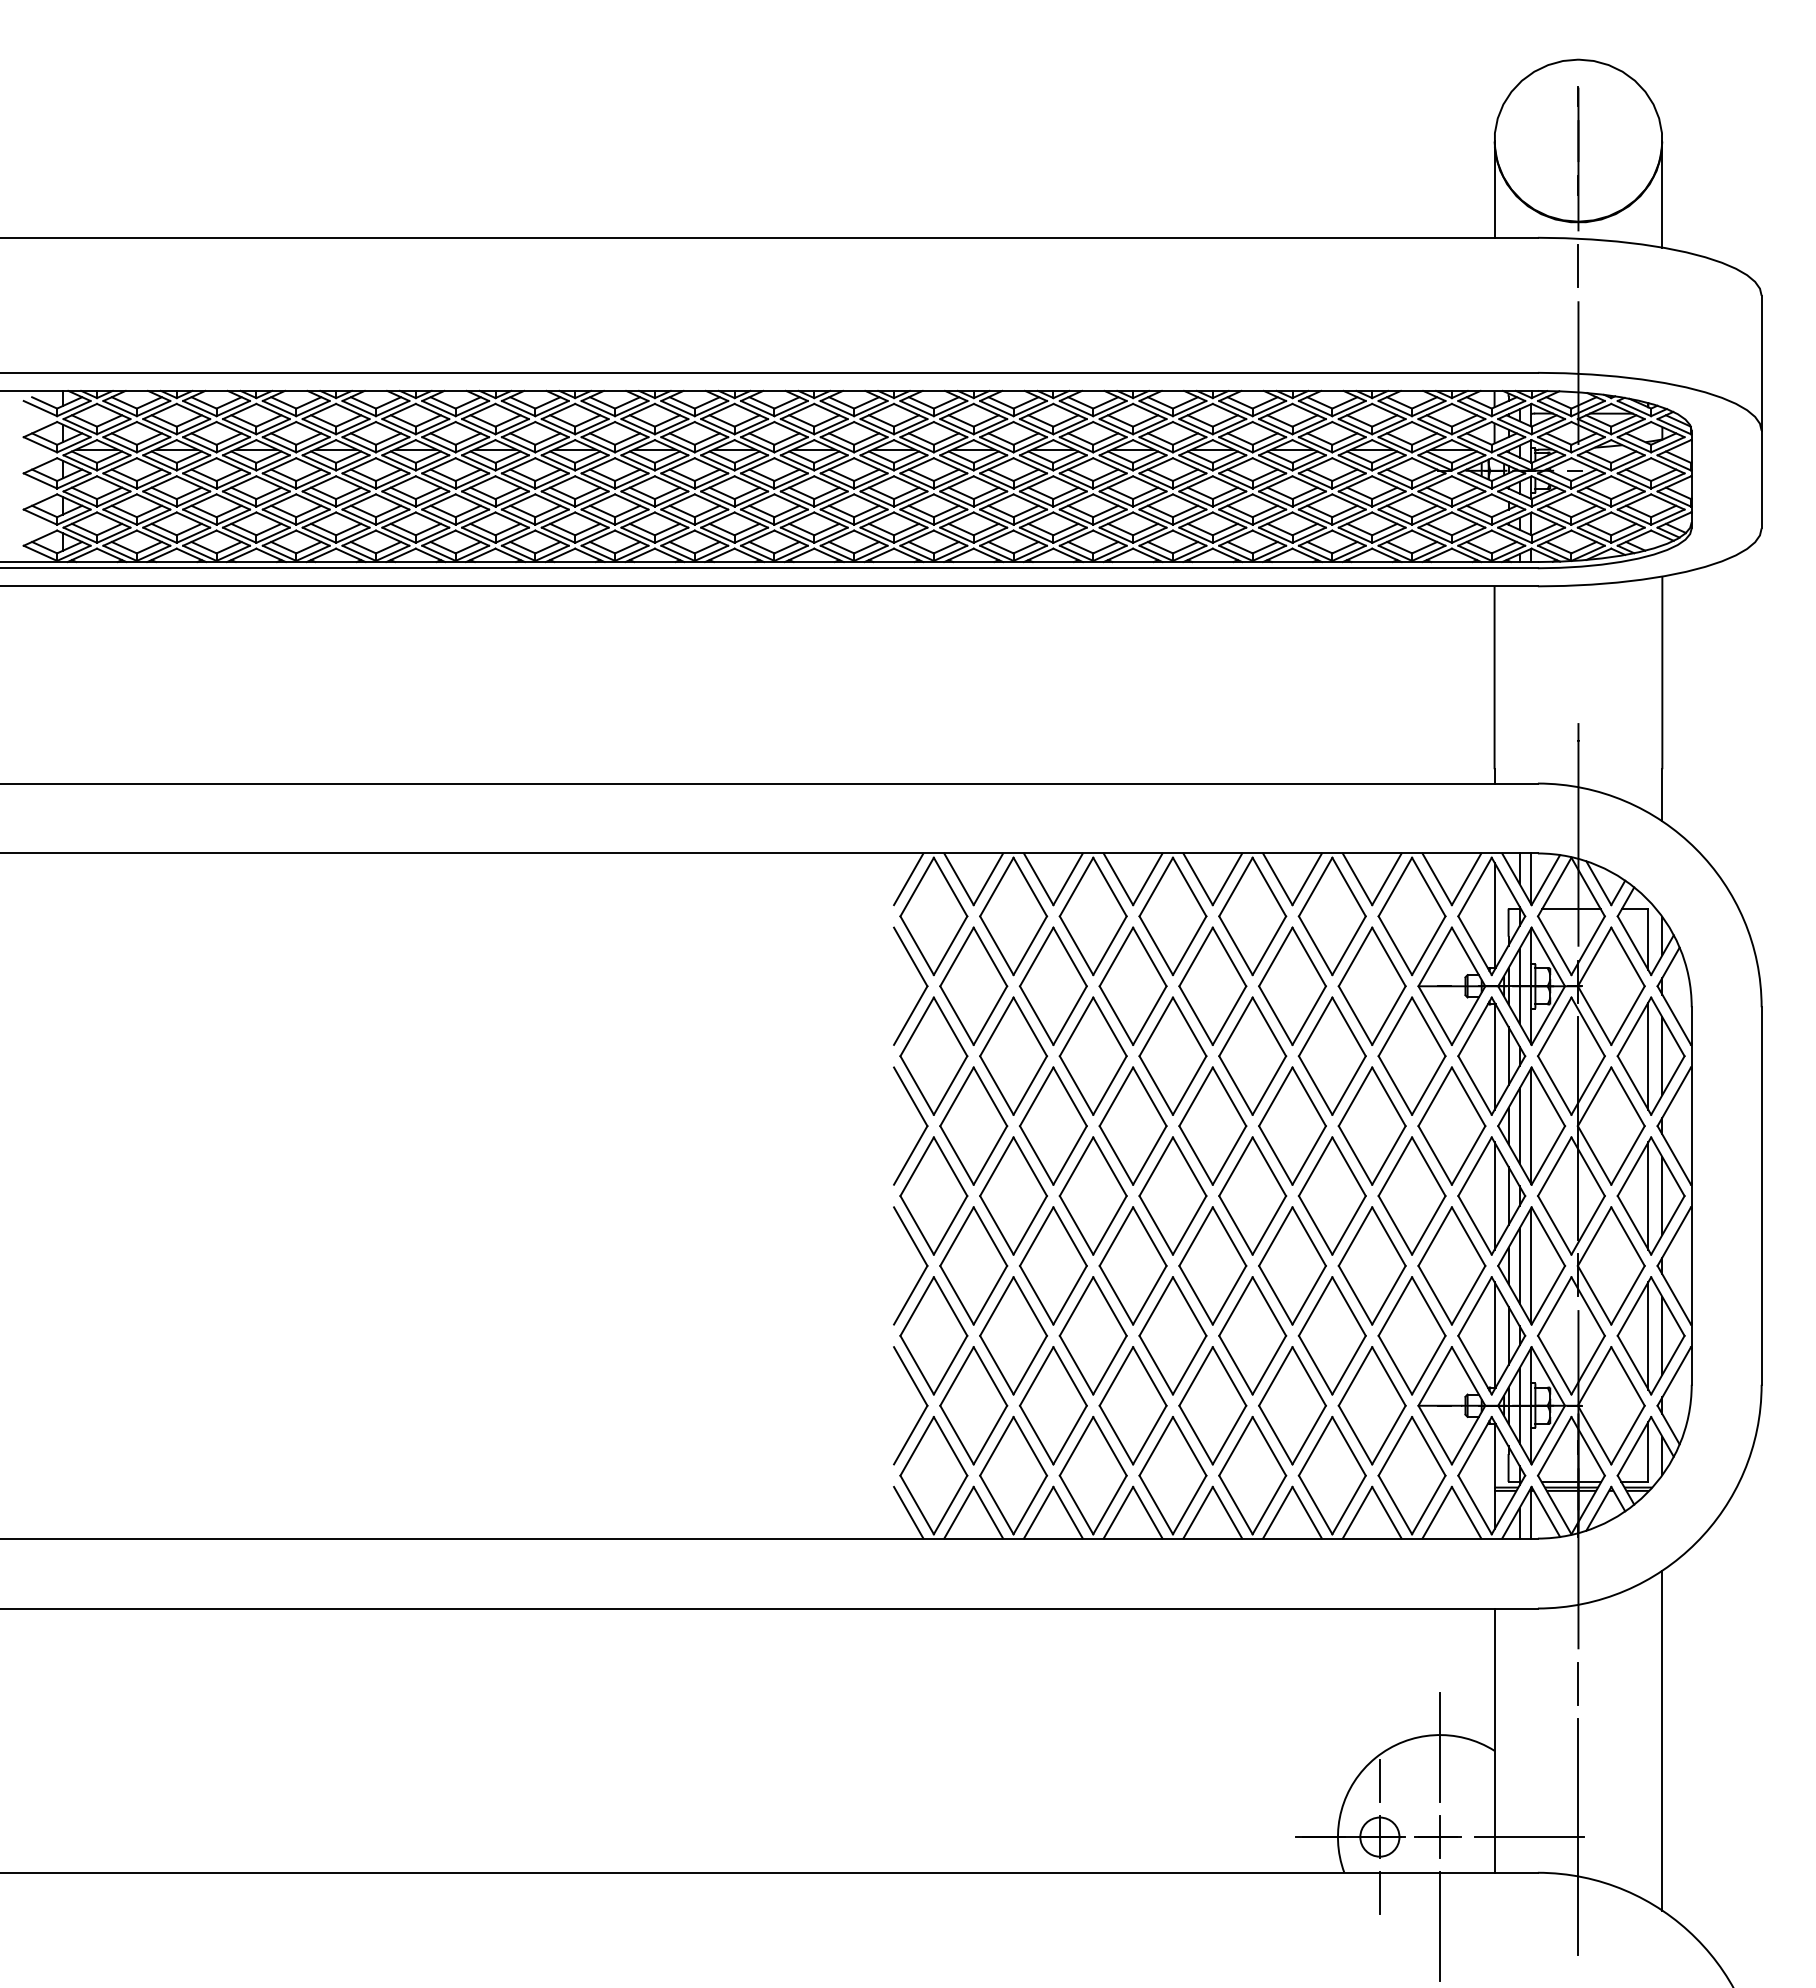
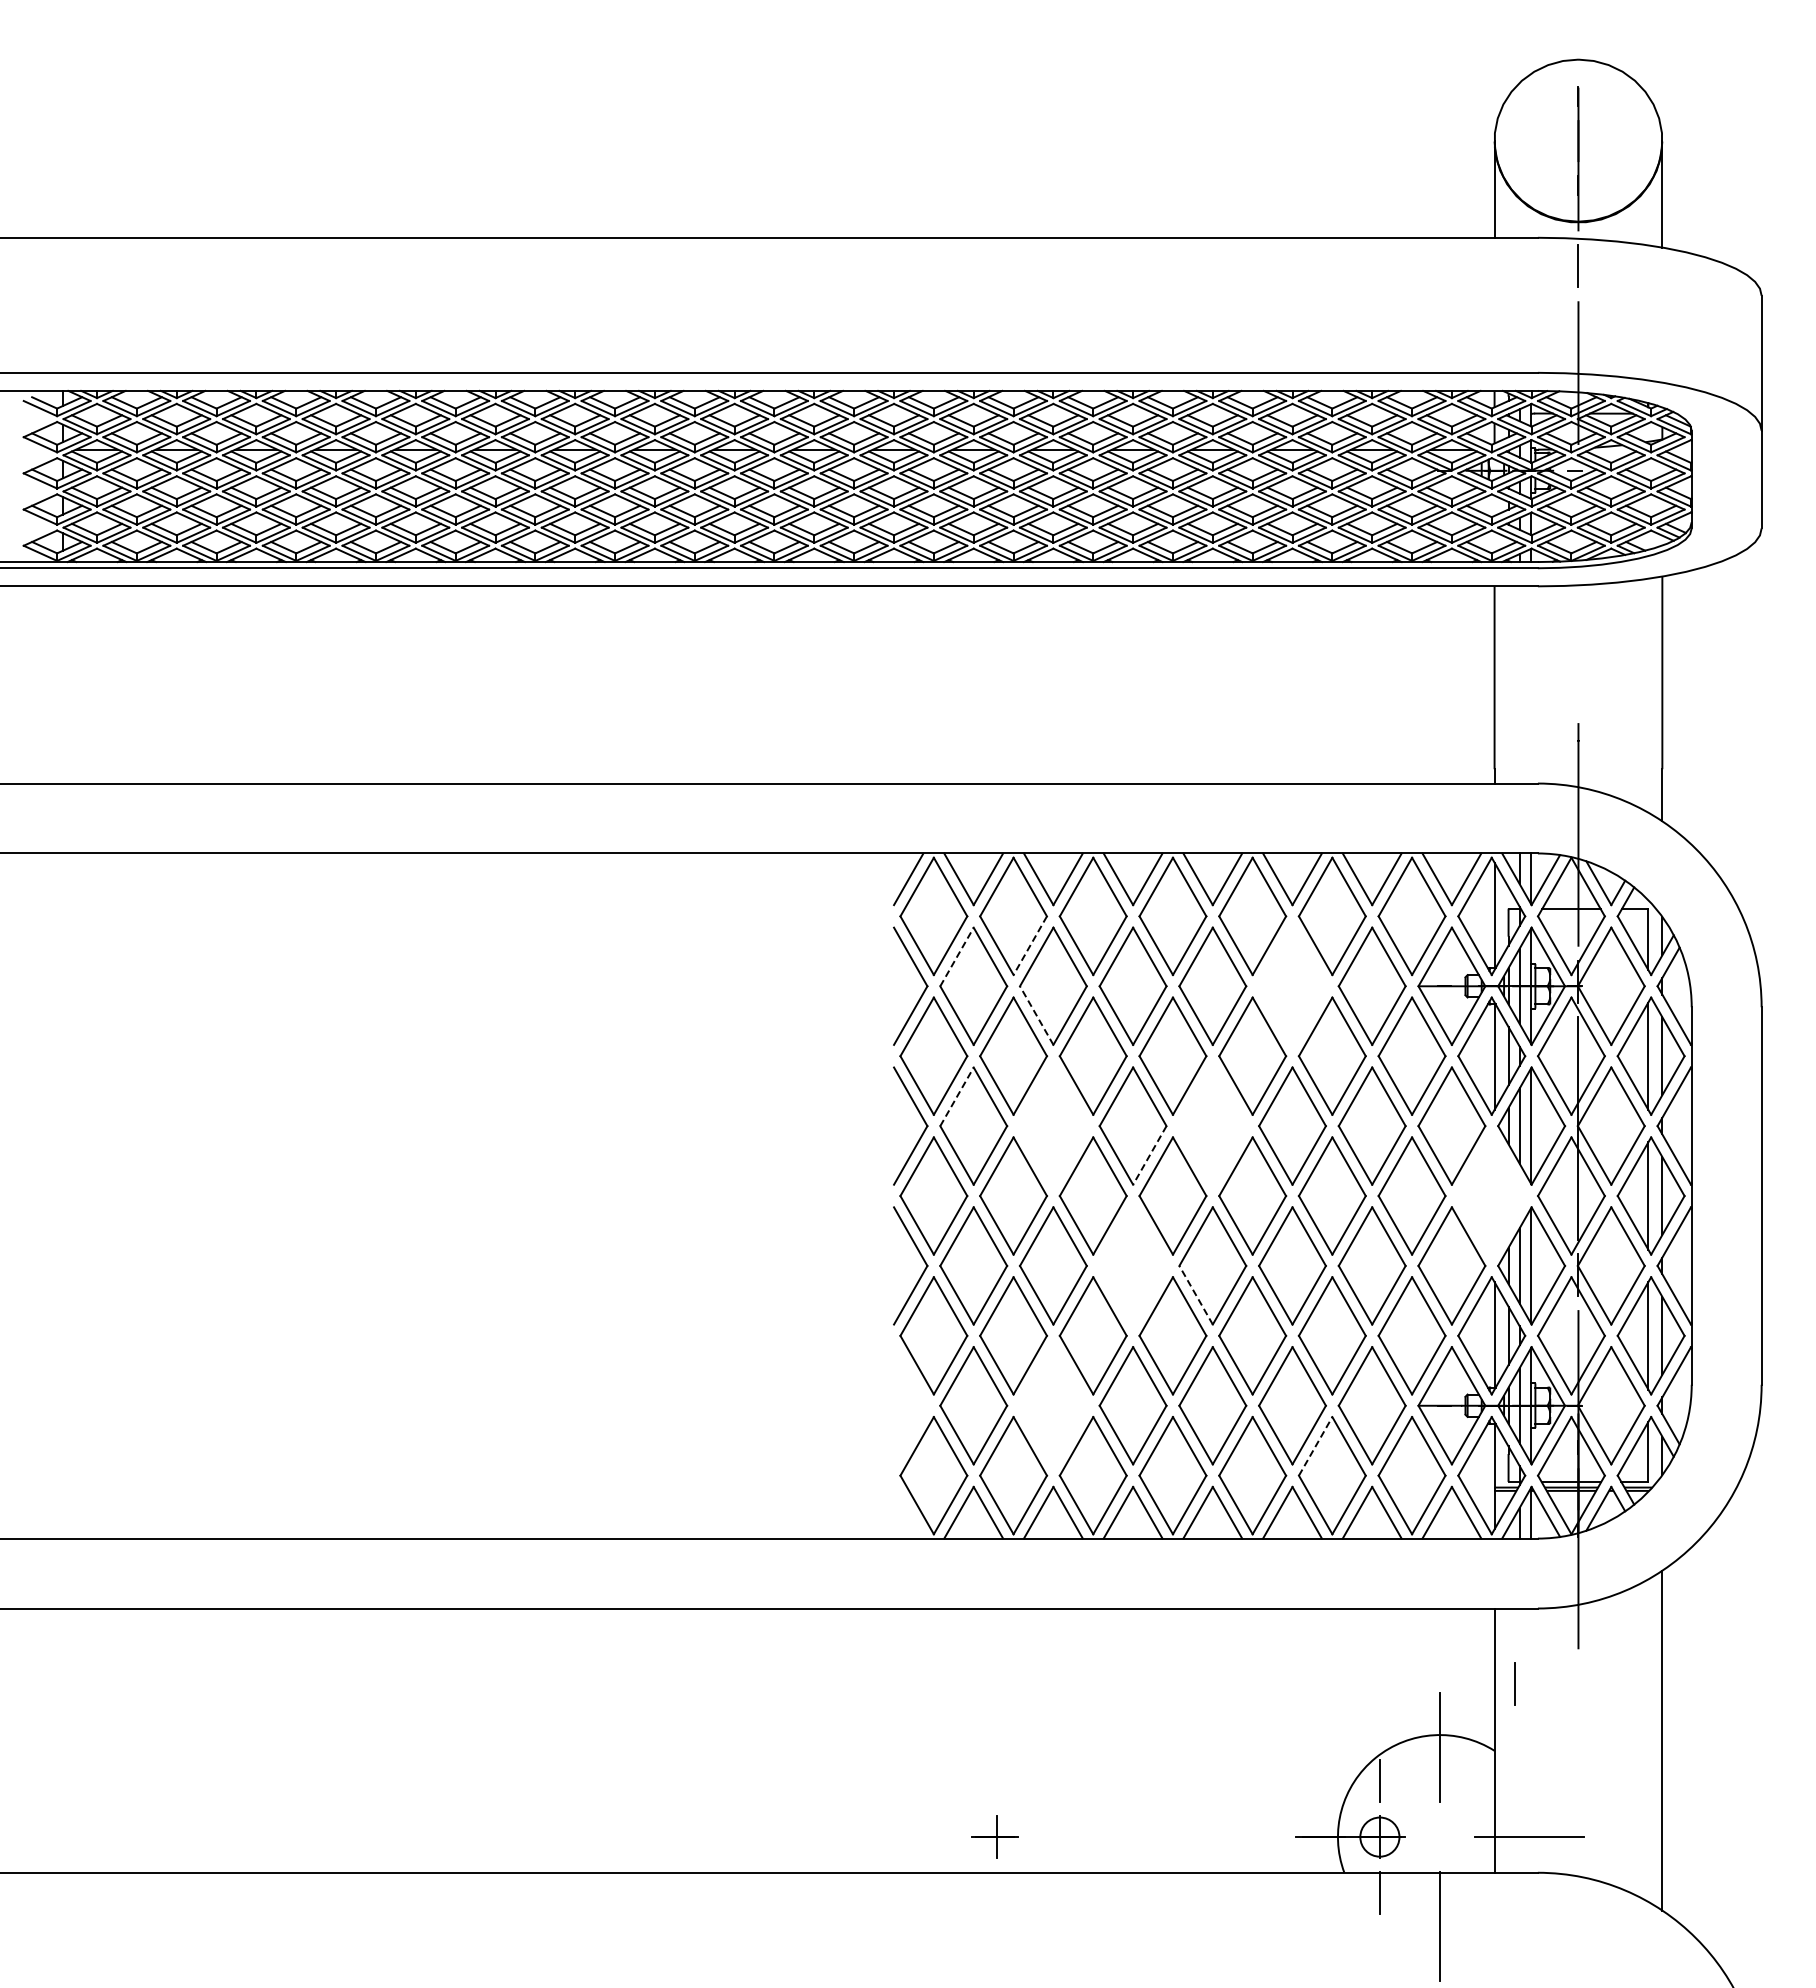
line: solid -> dashed (1030, 945)
line: solid -> dashed (957, 956)
part: present -> none (1292, 985)
line: solid -> dashed (1036, 1015)
line: solid -> dashed (957, 1096)
part: present -> none (1052, 1125)
part: present -> none (1212, 1125)
line: solid -> dashed (1149, 1155)
part: present -> none (1491, 1195)
part: present -> none (1132, 1265)
line: solid -> dashed (1196, 1295)
part: present -> none (922, 1399)
part: present -> none (1052, 1405)
line: solid -> dashed (1315, 1446)
line: present -> none (908, 1512)
line position: (1577, 1683) -> (1514, 1683) (1514, 1683)
part position: (1437, 1836) -> (994, 1836) (994, 1836)
line: present -> none (1578, 1837)
